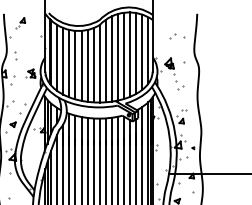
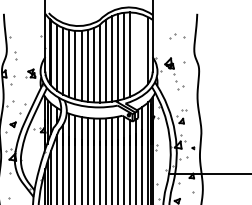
part: present -> none (20, 23)
line: present -> none (142, 51)
line: present -> none (136, 53)
